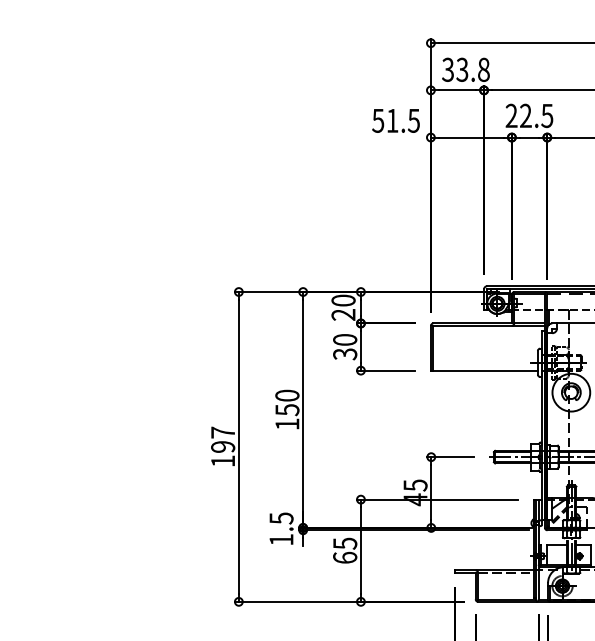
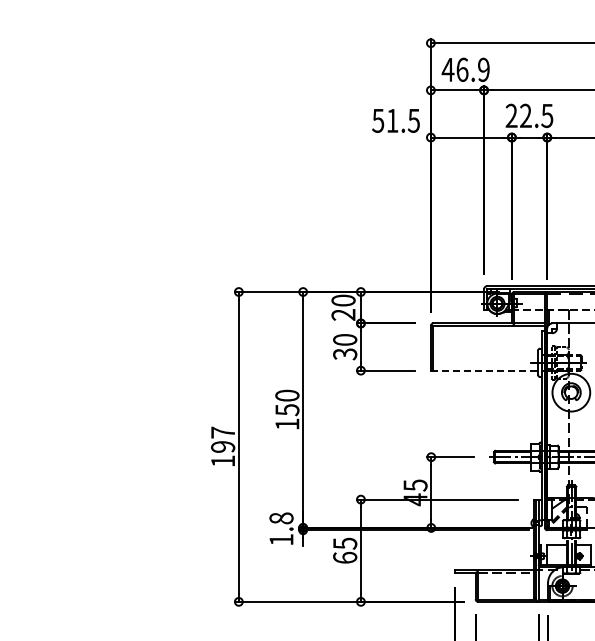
text: 33.8 -> 46.9 (465, 69)
line: solid -> dashed (484, 370)
text: 1.5 -> 1.8 (281, 518)
